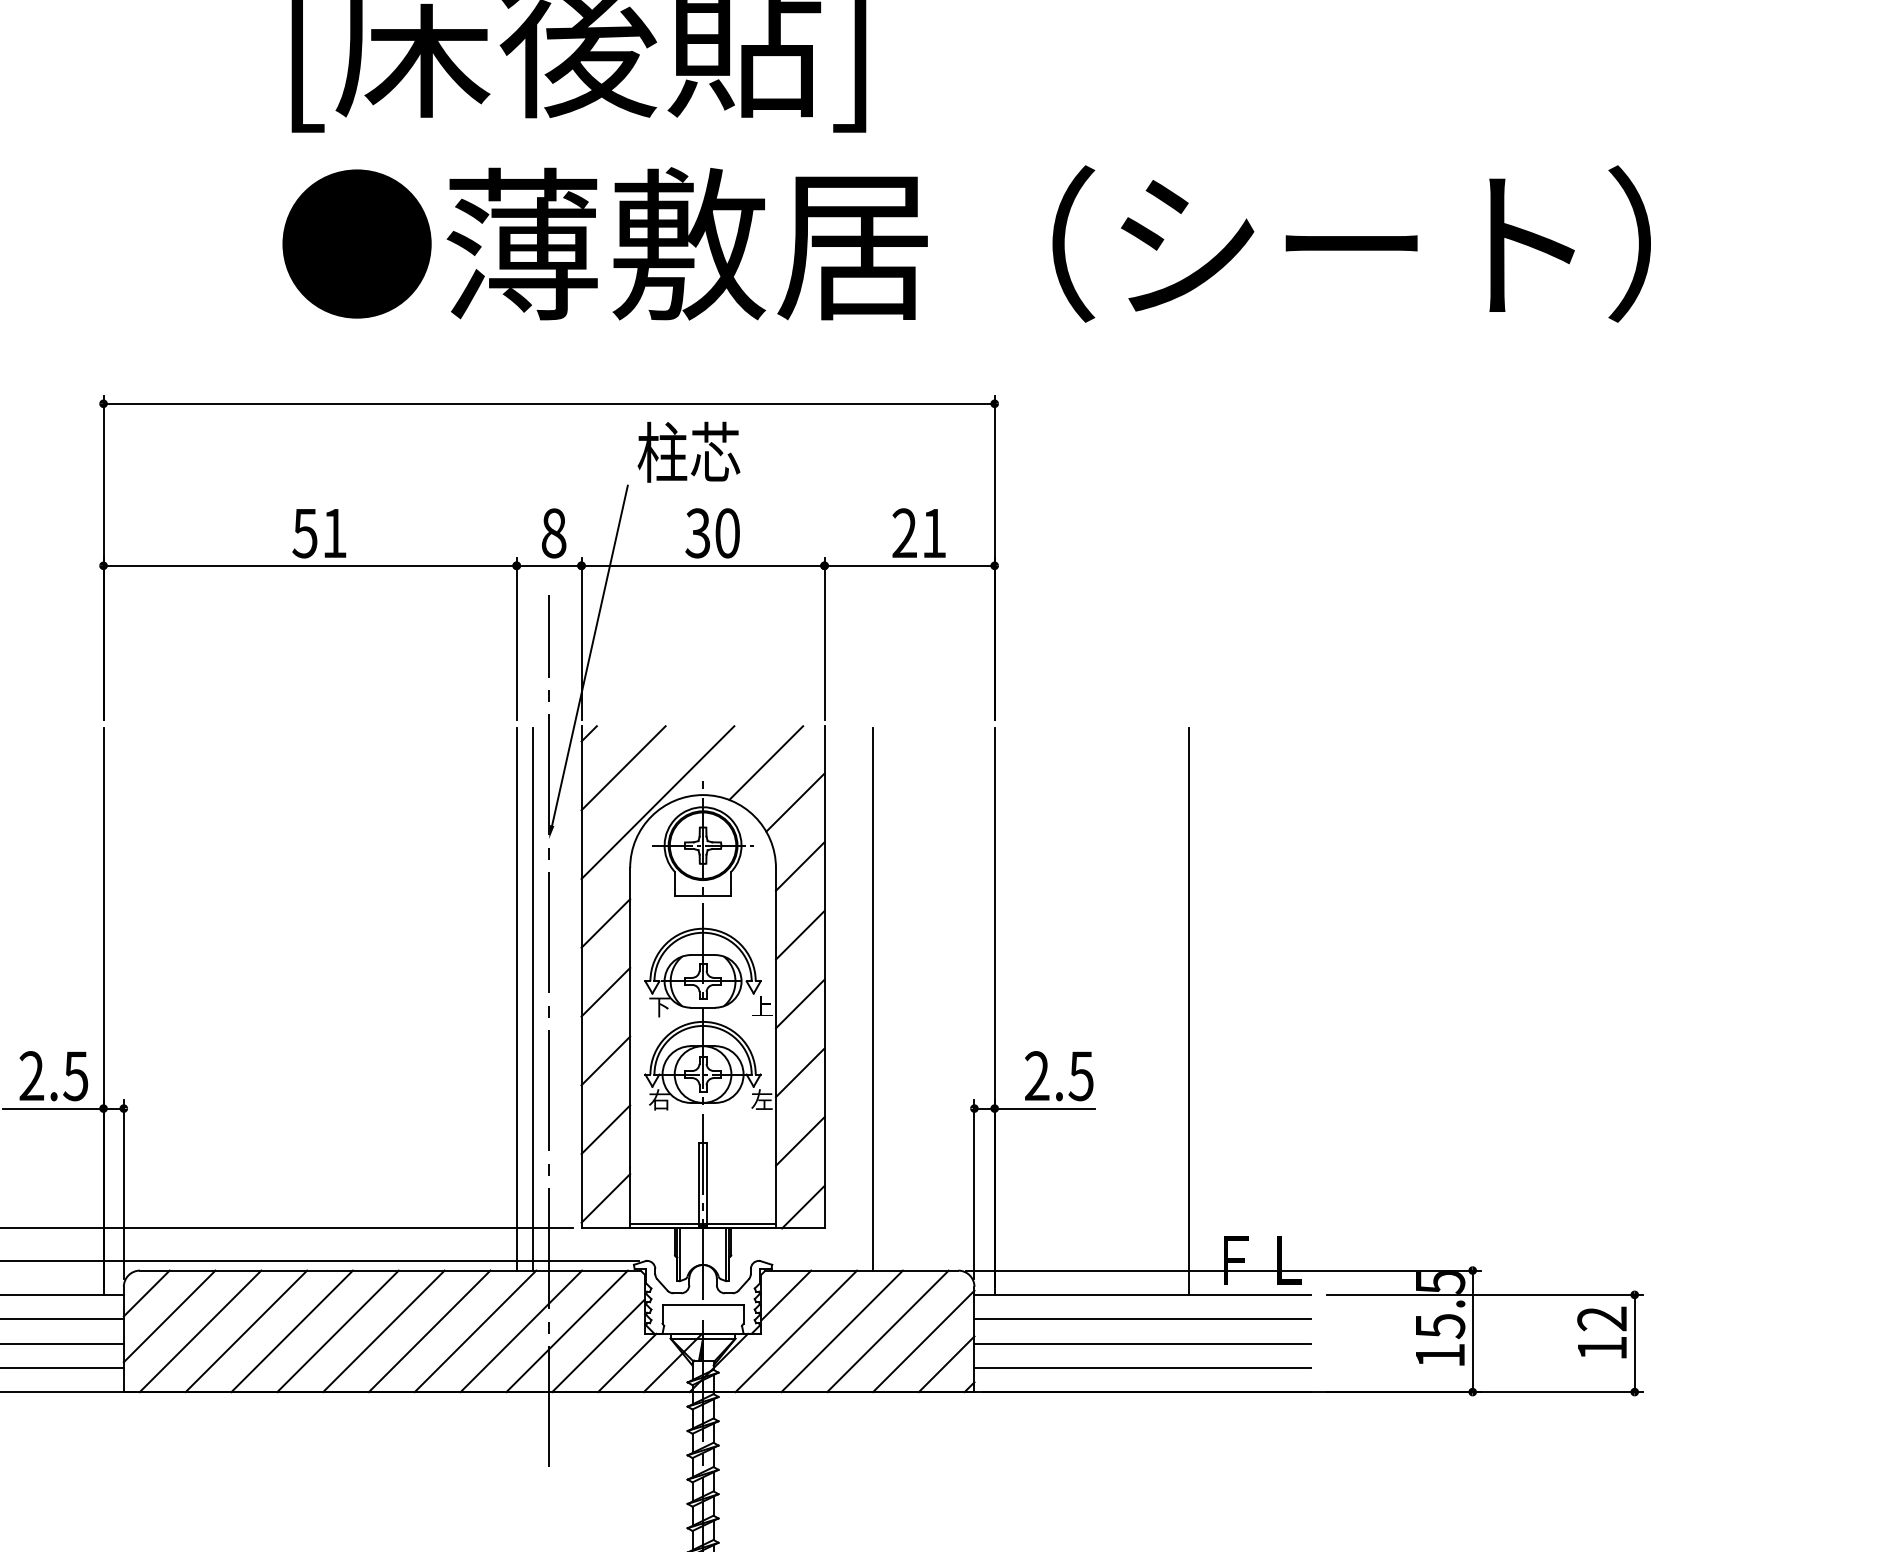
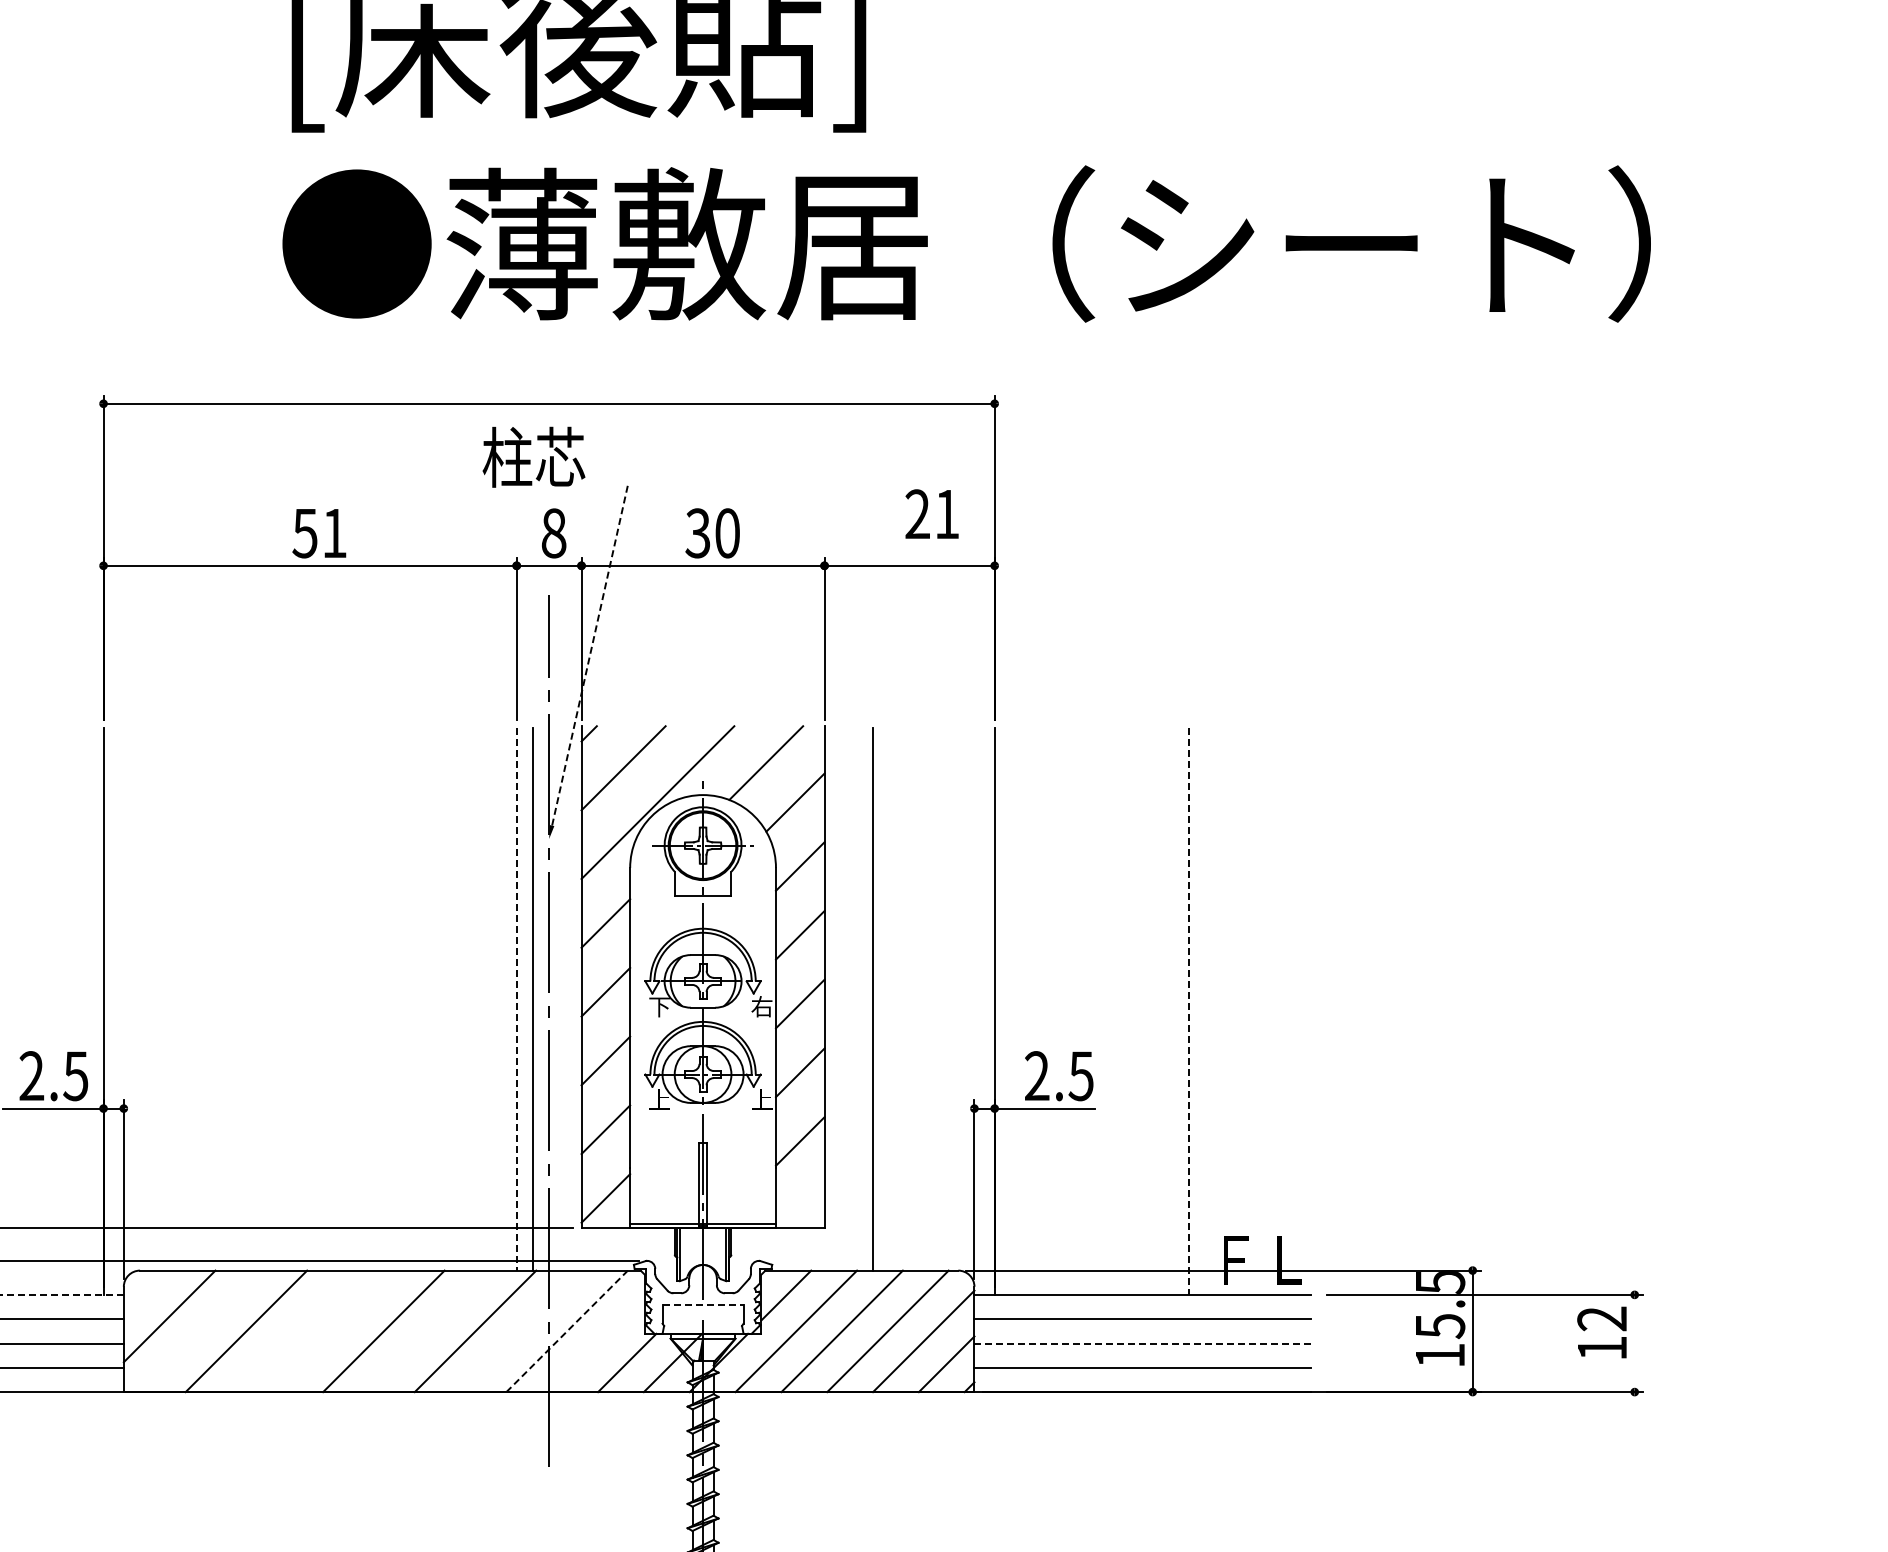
text position: (688, 451) -> (533, 456) (533, 456)
text position: (918, 532) -> (931, 513) (931, 513)
line: solid -> dashed (590, 655)
line: solid -> dashed (516, 999)
text: 上 -> 右 (761, 1006)
line: solid -> dashed (1189, 1011)
text: 右 -> 上 (659, 1099)
text: 左 -> 上 (761, 1099)
line: present -> none (803, 1206)
line: present -> none (146, 1293)
line: solid -> dashed (61, 1294)
line: solid -> dashed (703, 1305)
line: present -> none (200, 1331)
line: present -> none (291, 1331)
line: present -> none (337, 1331)
line: present -> none (429, 1331)
line: present -> none (521, 1331)
line: solid -> dashed (567, 1331)
line: solid -> dashed (1143, 1343)
line: present -> none (1634, 1343)
line: present -> none (598, 1345)
